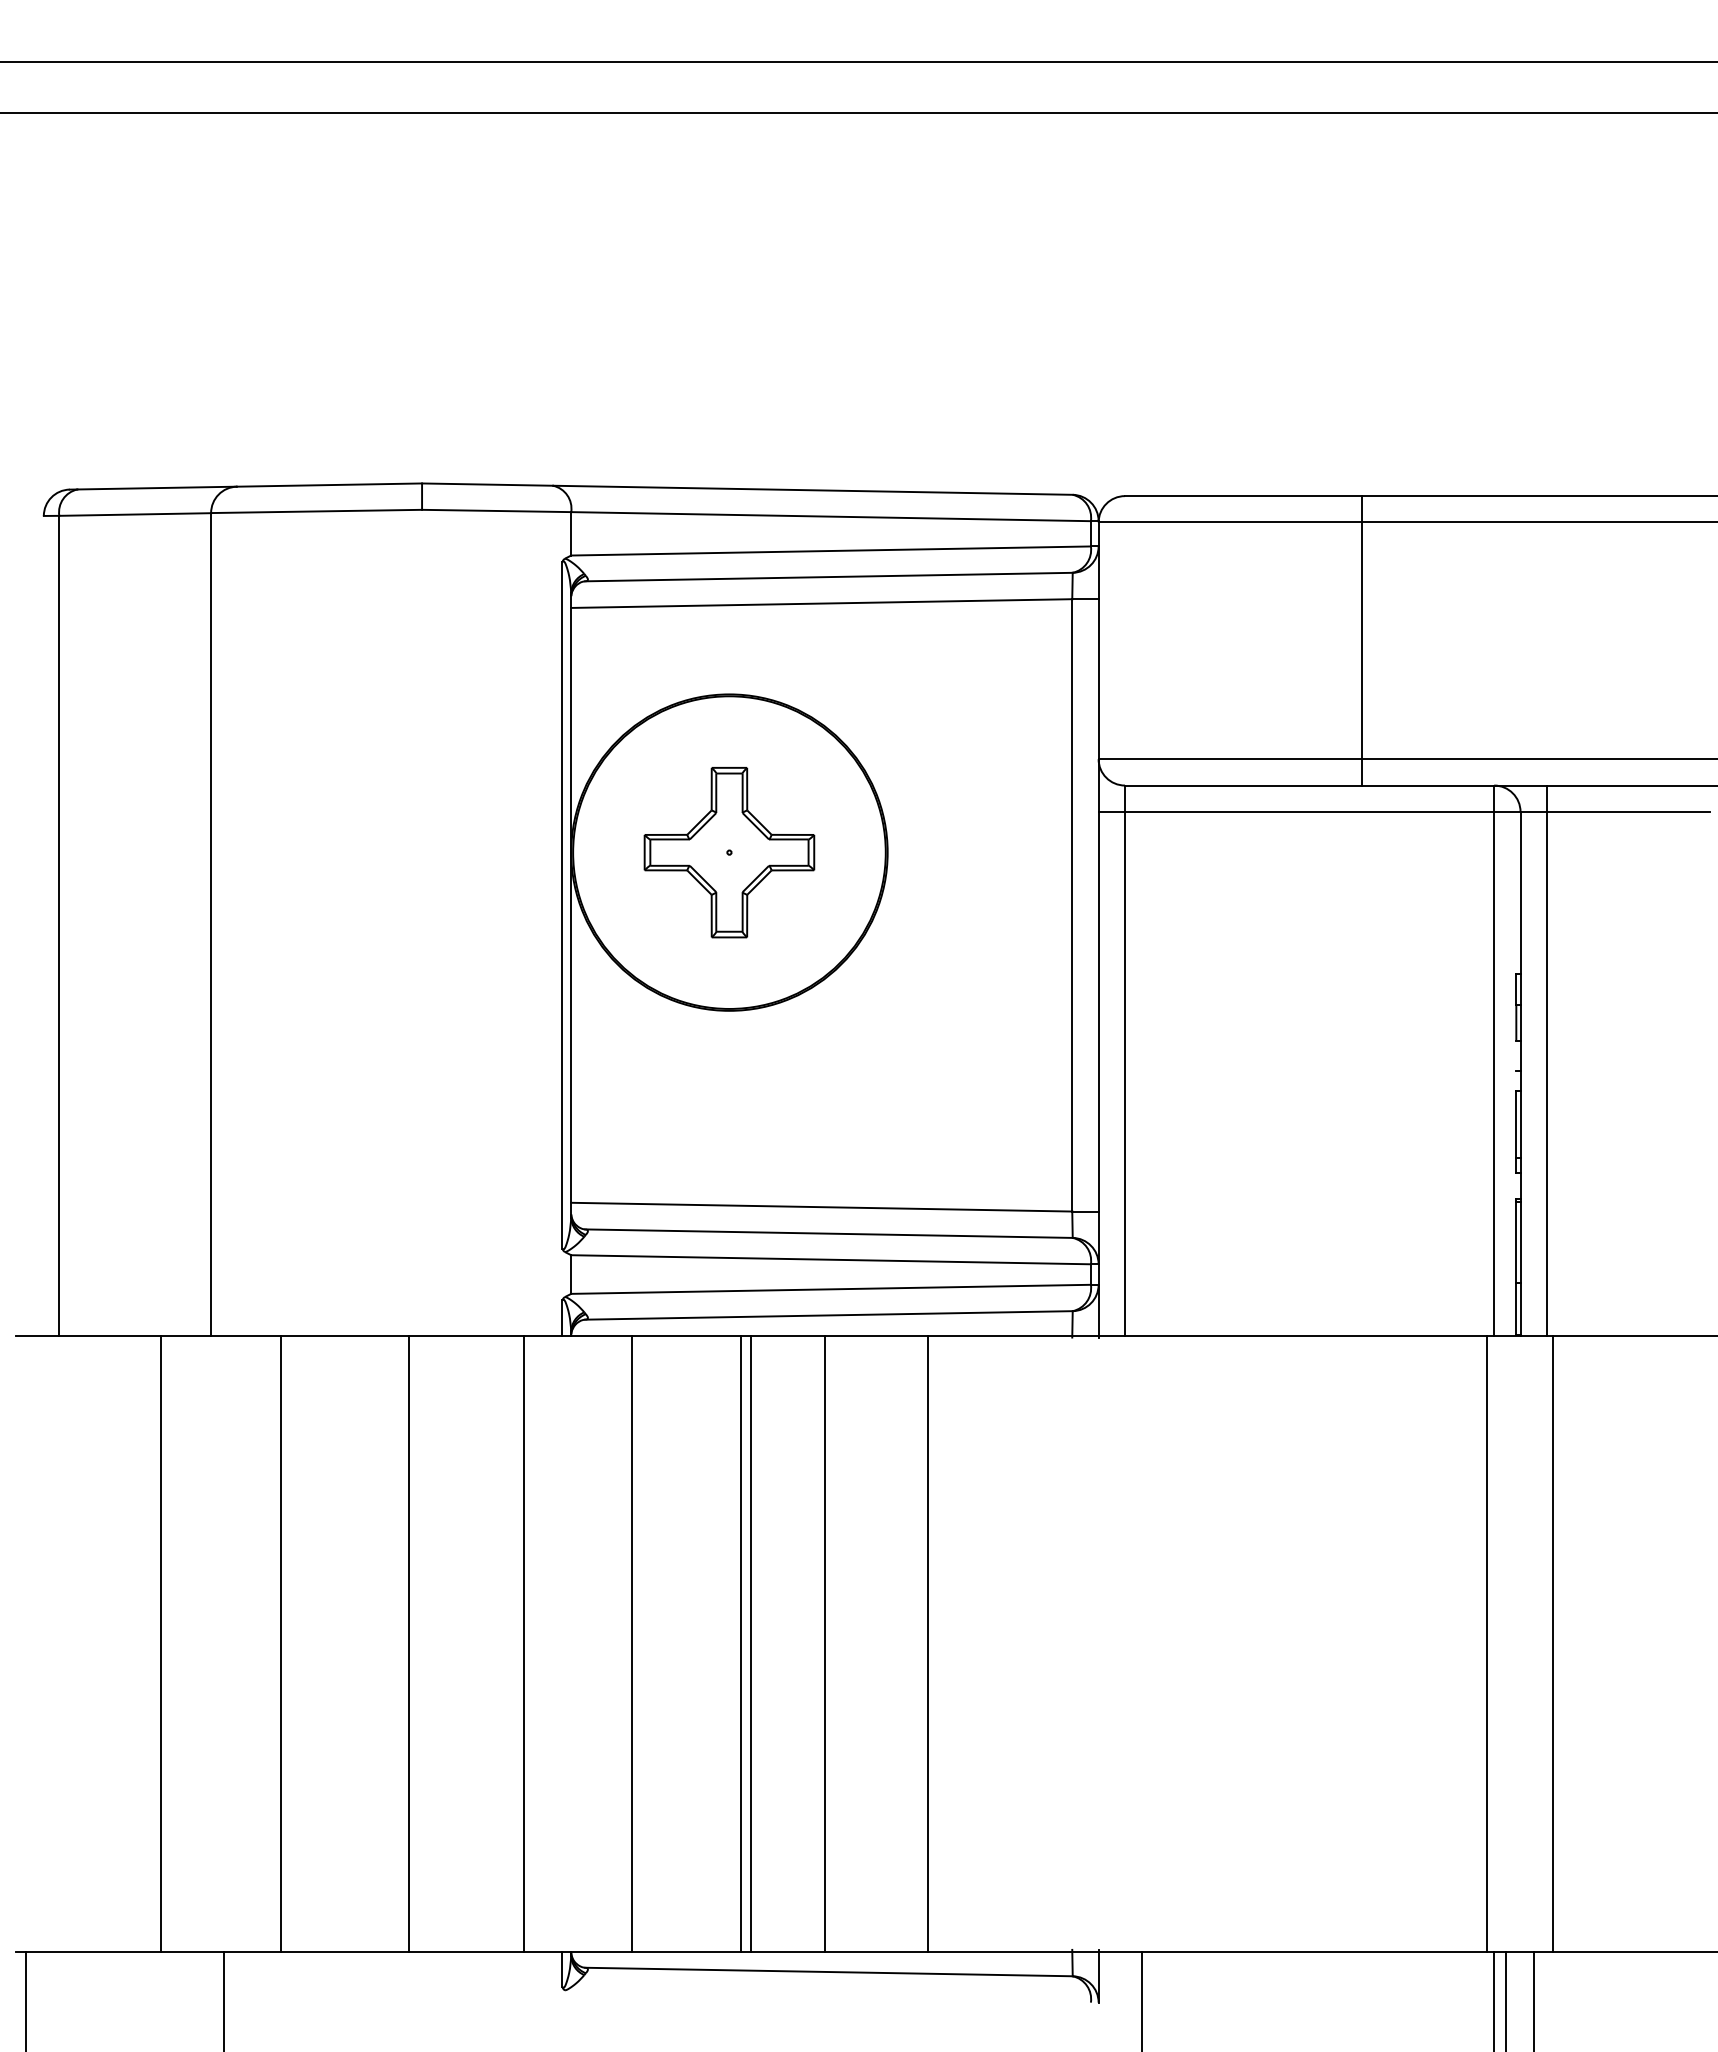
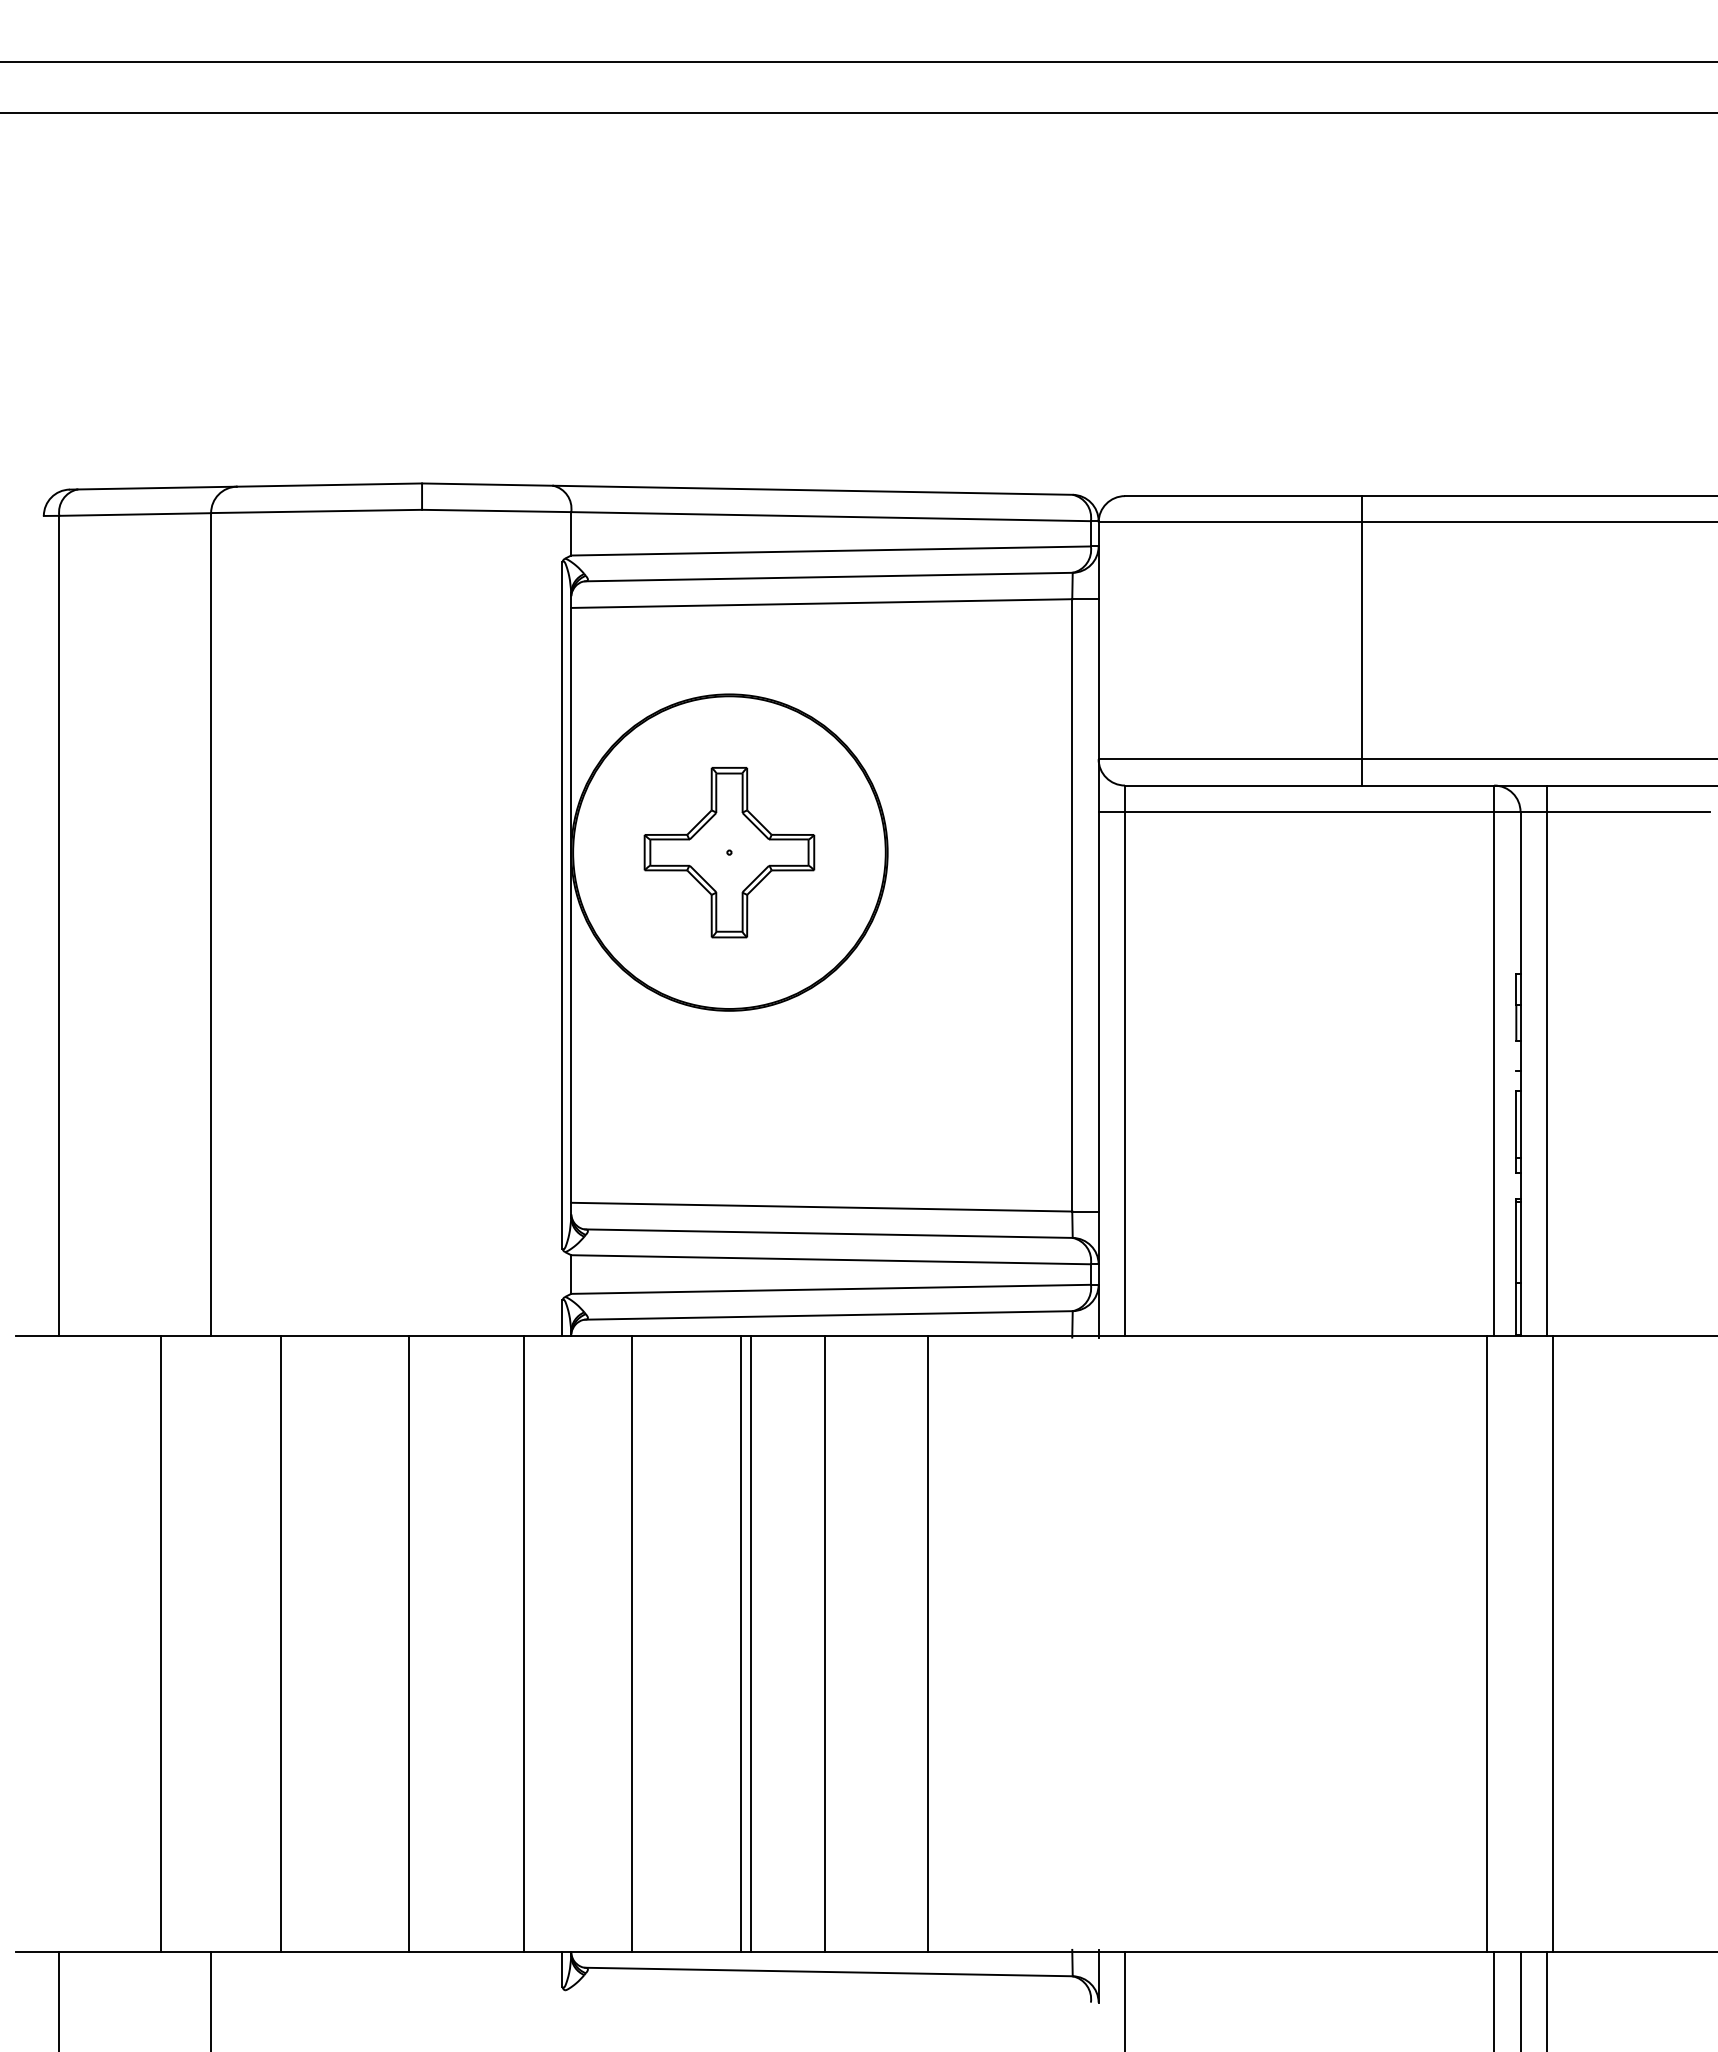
line position: (26, 1999) -> (59, 1999) (59, 1999)
line position: (224, 1999) -> (211, 1999) (211, 1999)
line position: (1142, 1999) -> (1125, 1999) (1125, 1999)
line position: (1505, 1999) -> (1520, 1999) (1520, 1999)
line position: (1533, 1999) -> (1546, 1999) (1546, 1999)
